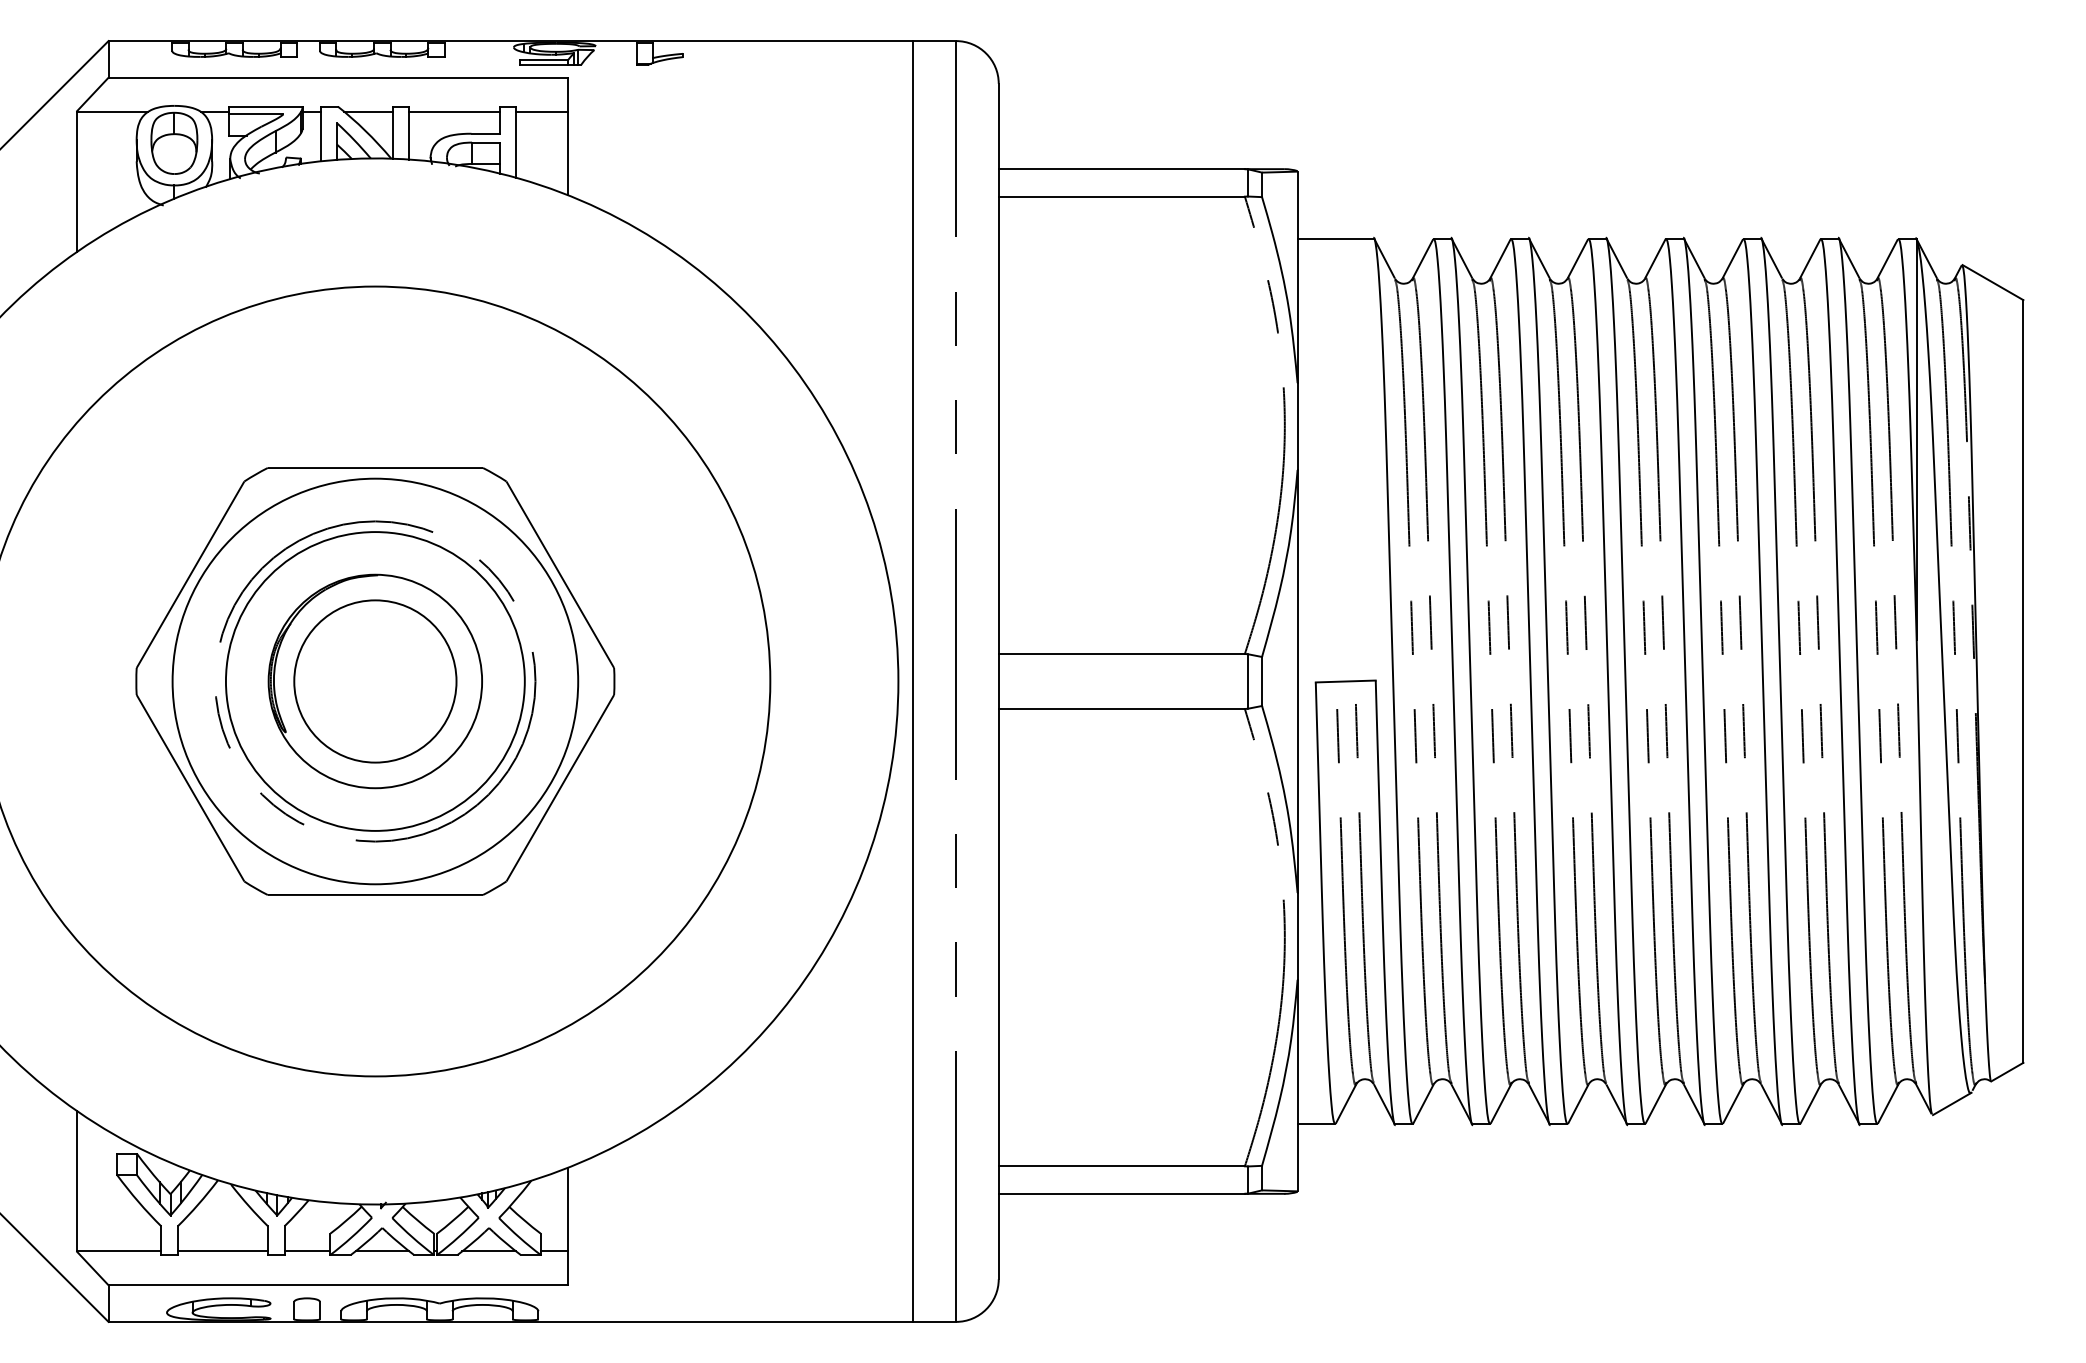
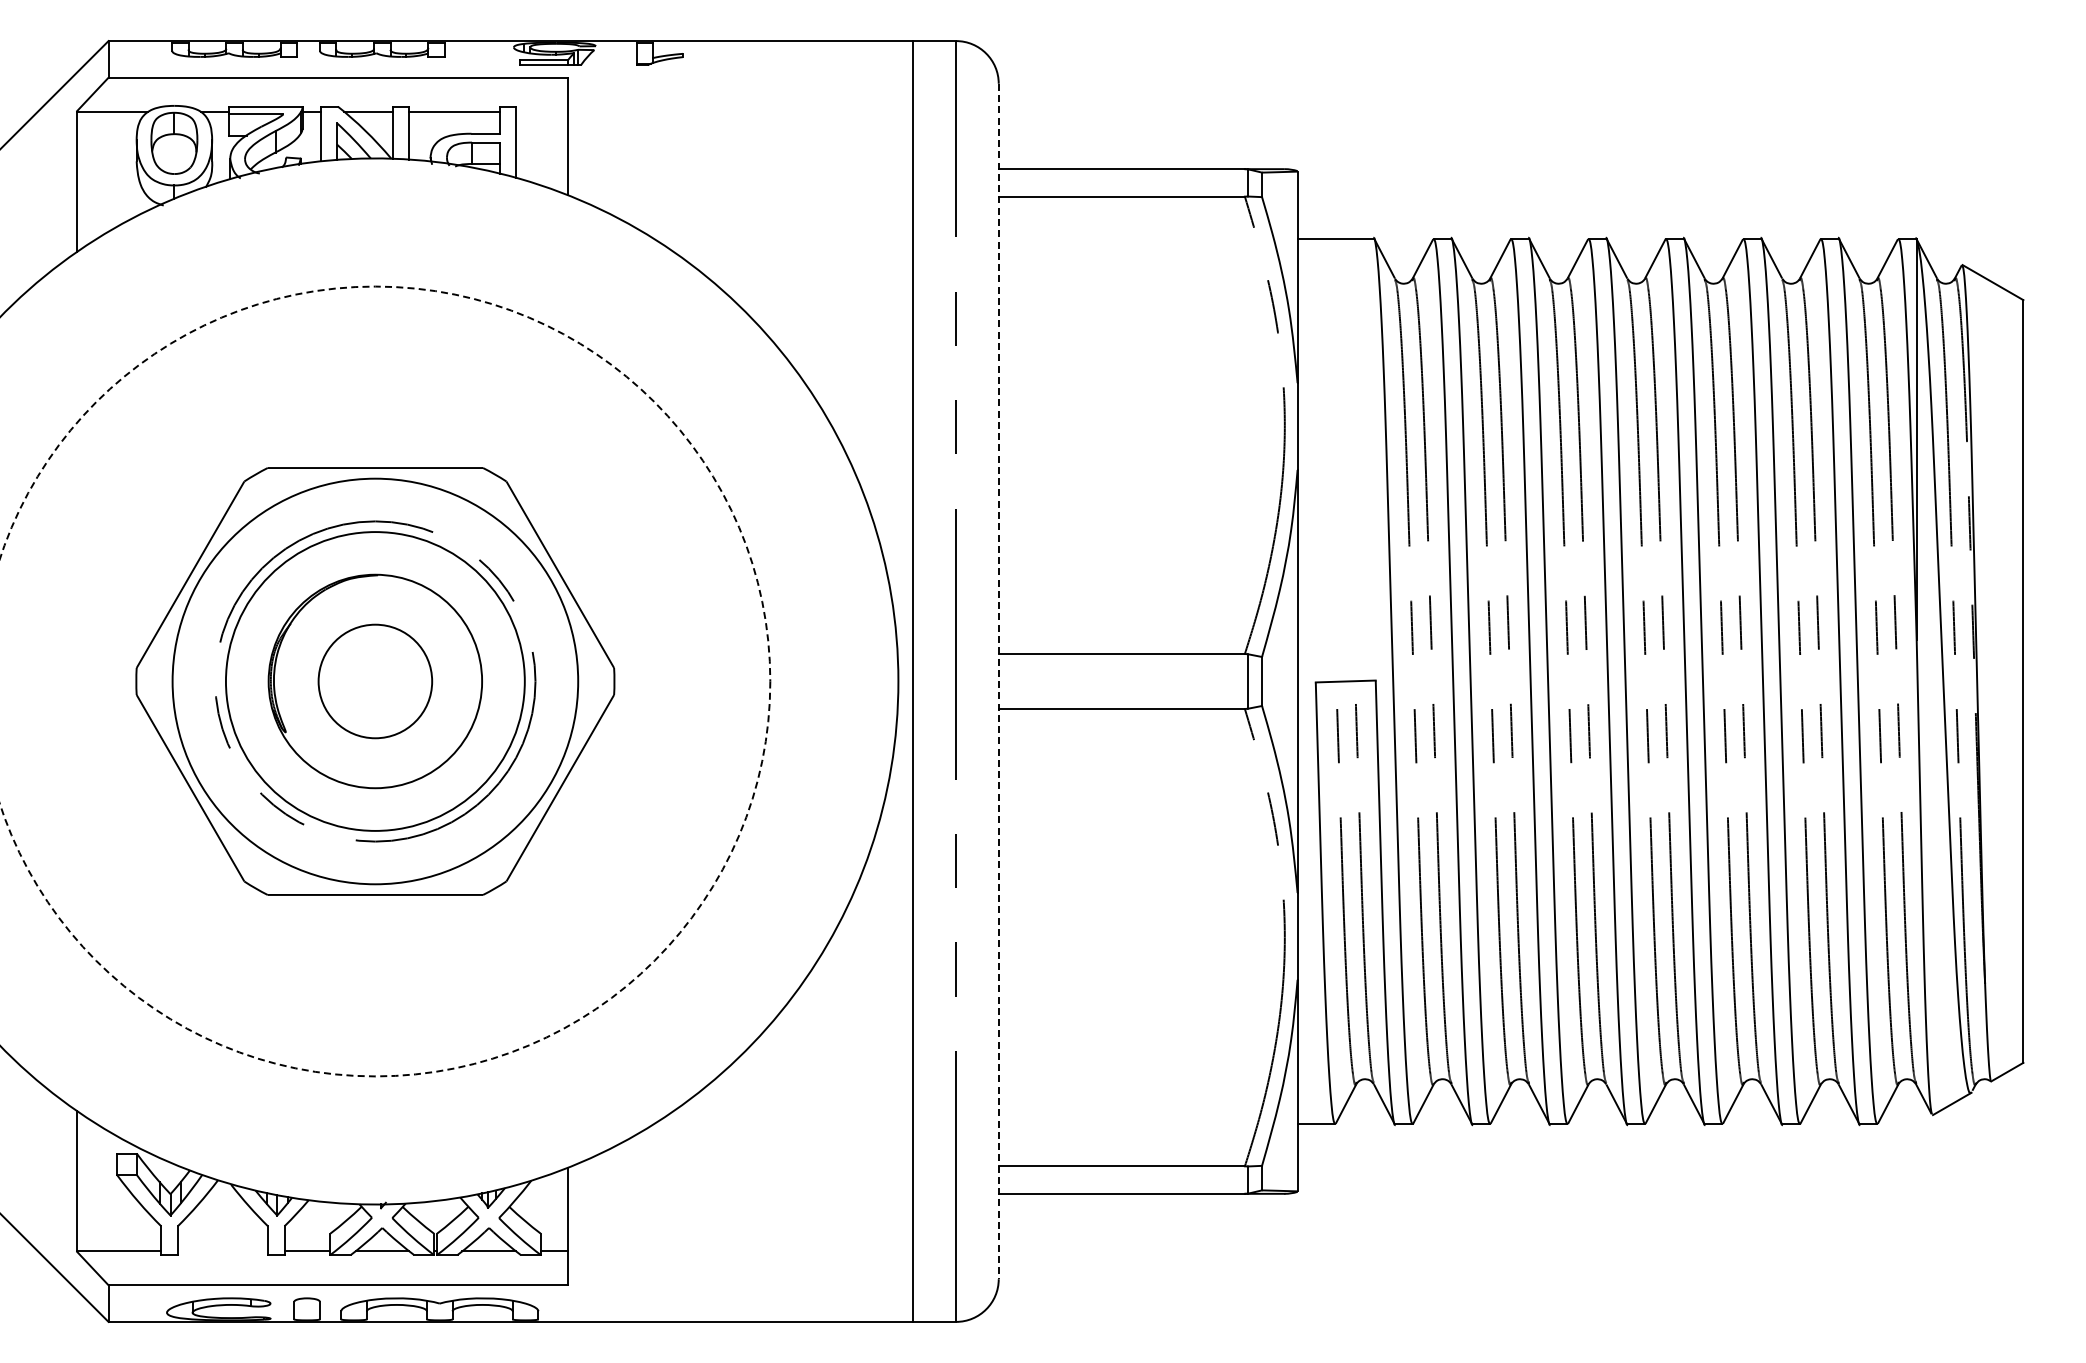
line: present -> none (541, 111)
circle diameter: 162 px -> 114 px (375, 681)
circle: solid -> dashed (385, 681)
line: solid -> dashed (998, 681)
line: present -> none (222, 1251)
